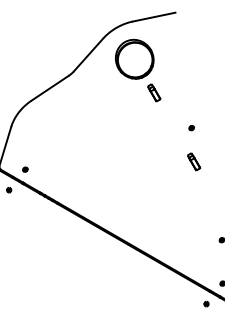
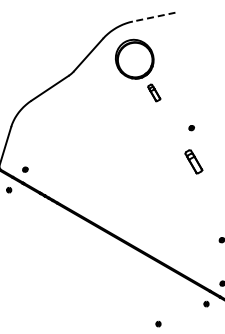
line: solid -> dashed (154, 17)
part size: 15x20 px -> 20x26 px (193, 161)
part: none -> present (158, 323)
